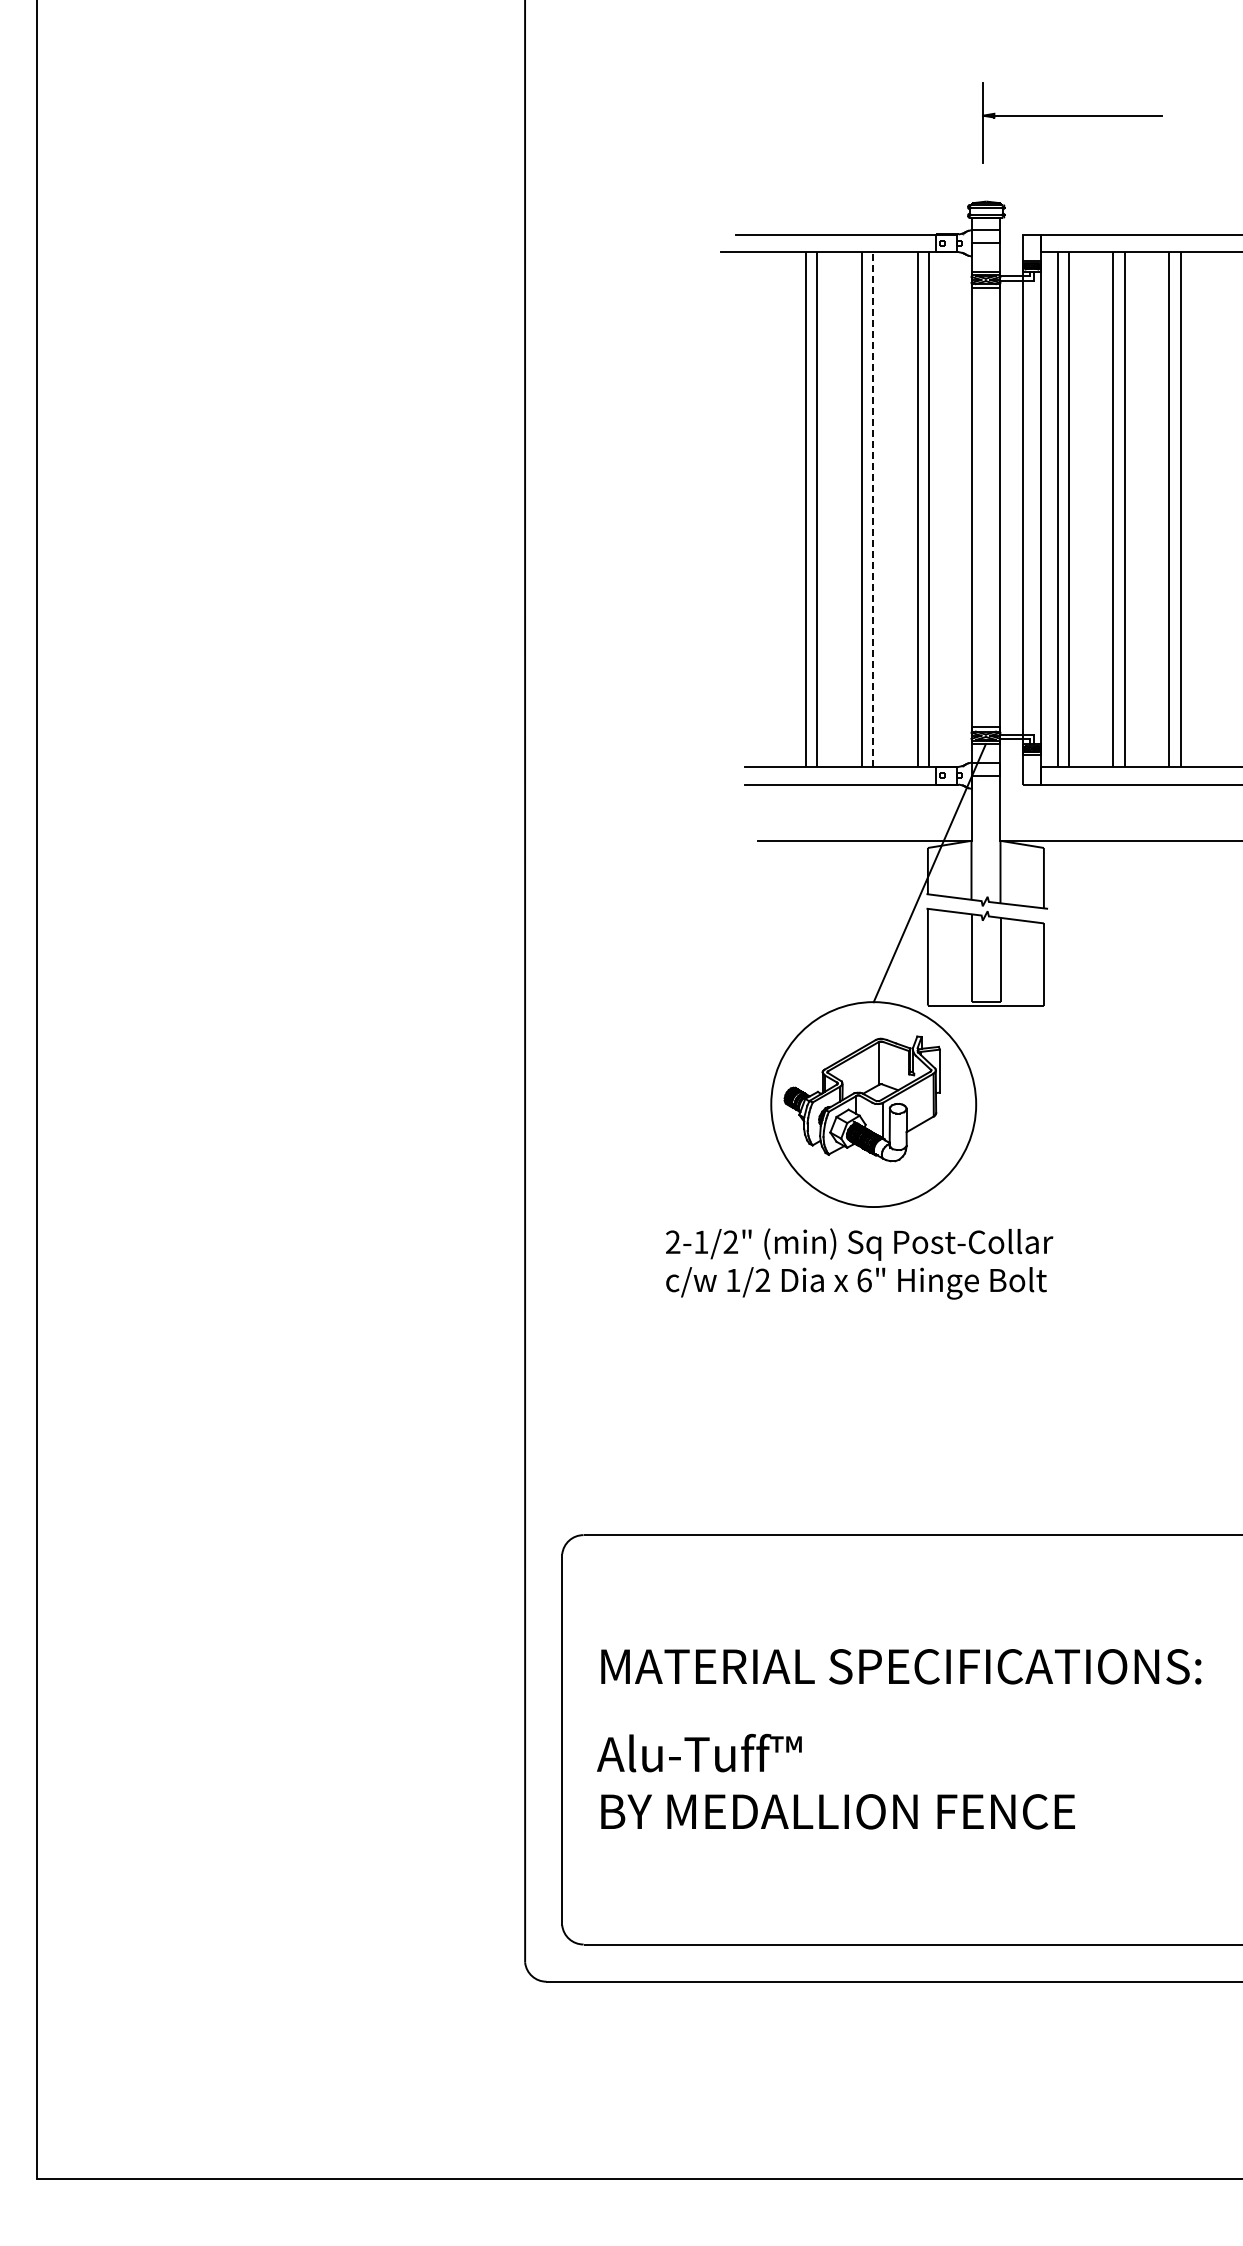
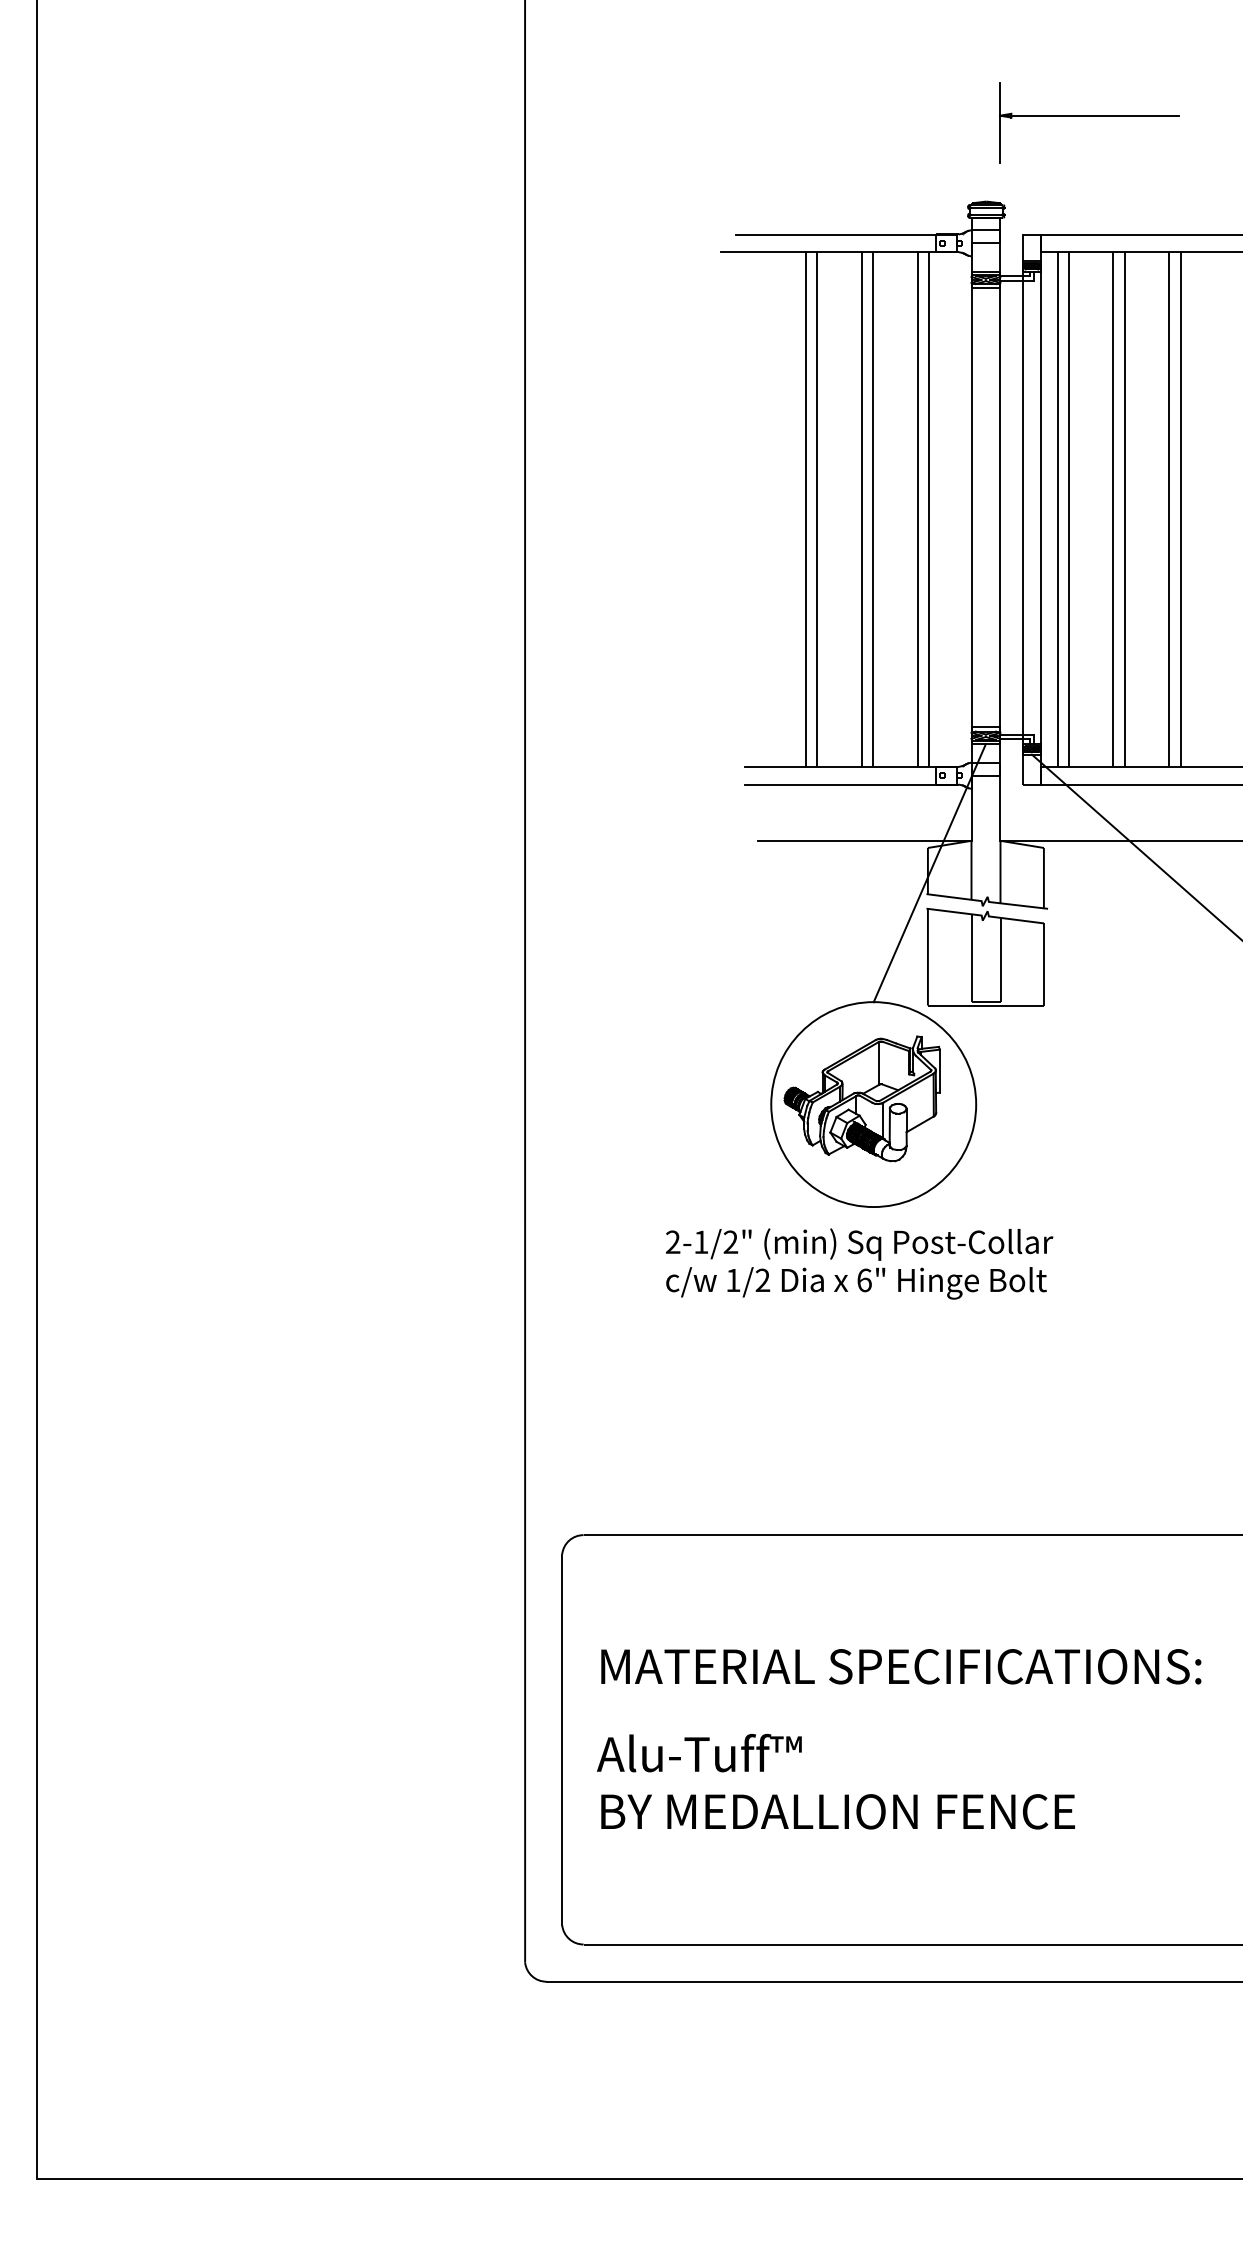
part position: (1072, 122) -> (1089, 122) (1089, 122)
line: dashed -> solid (873, 509)
line: none -> present (1135, 846)
